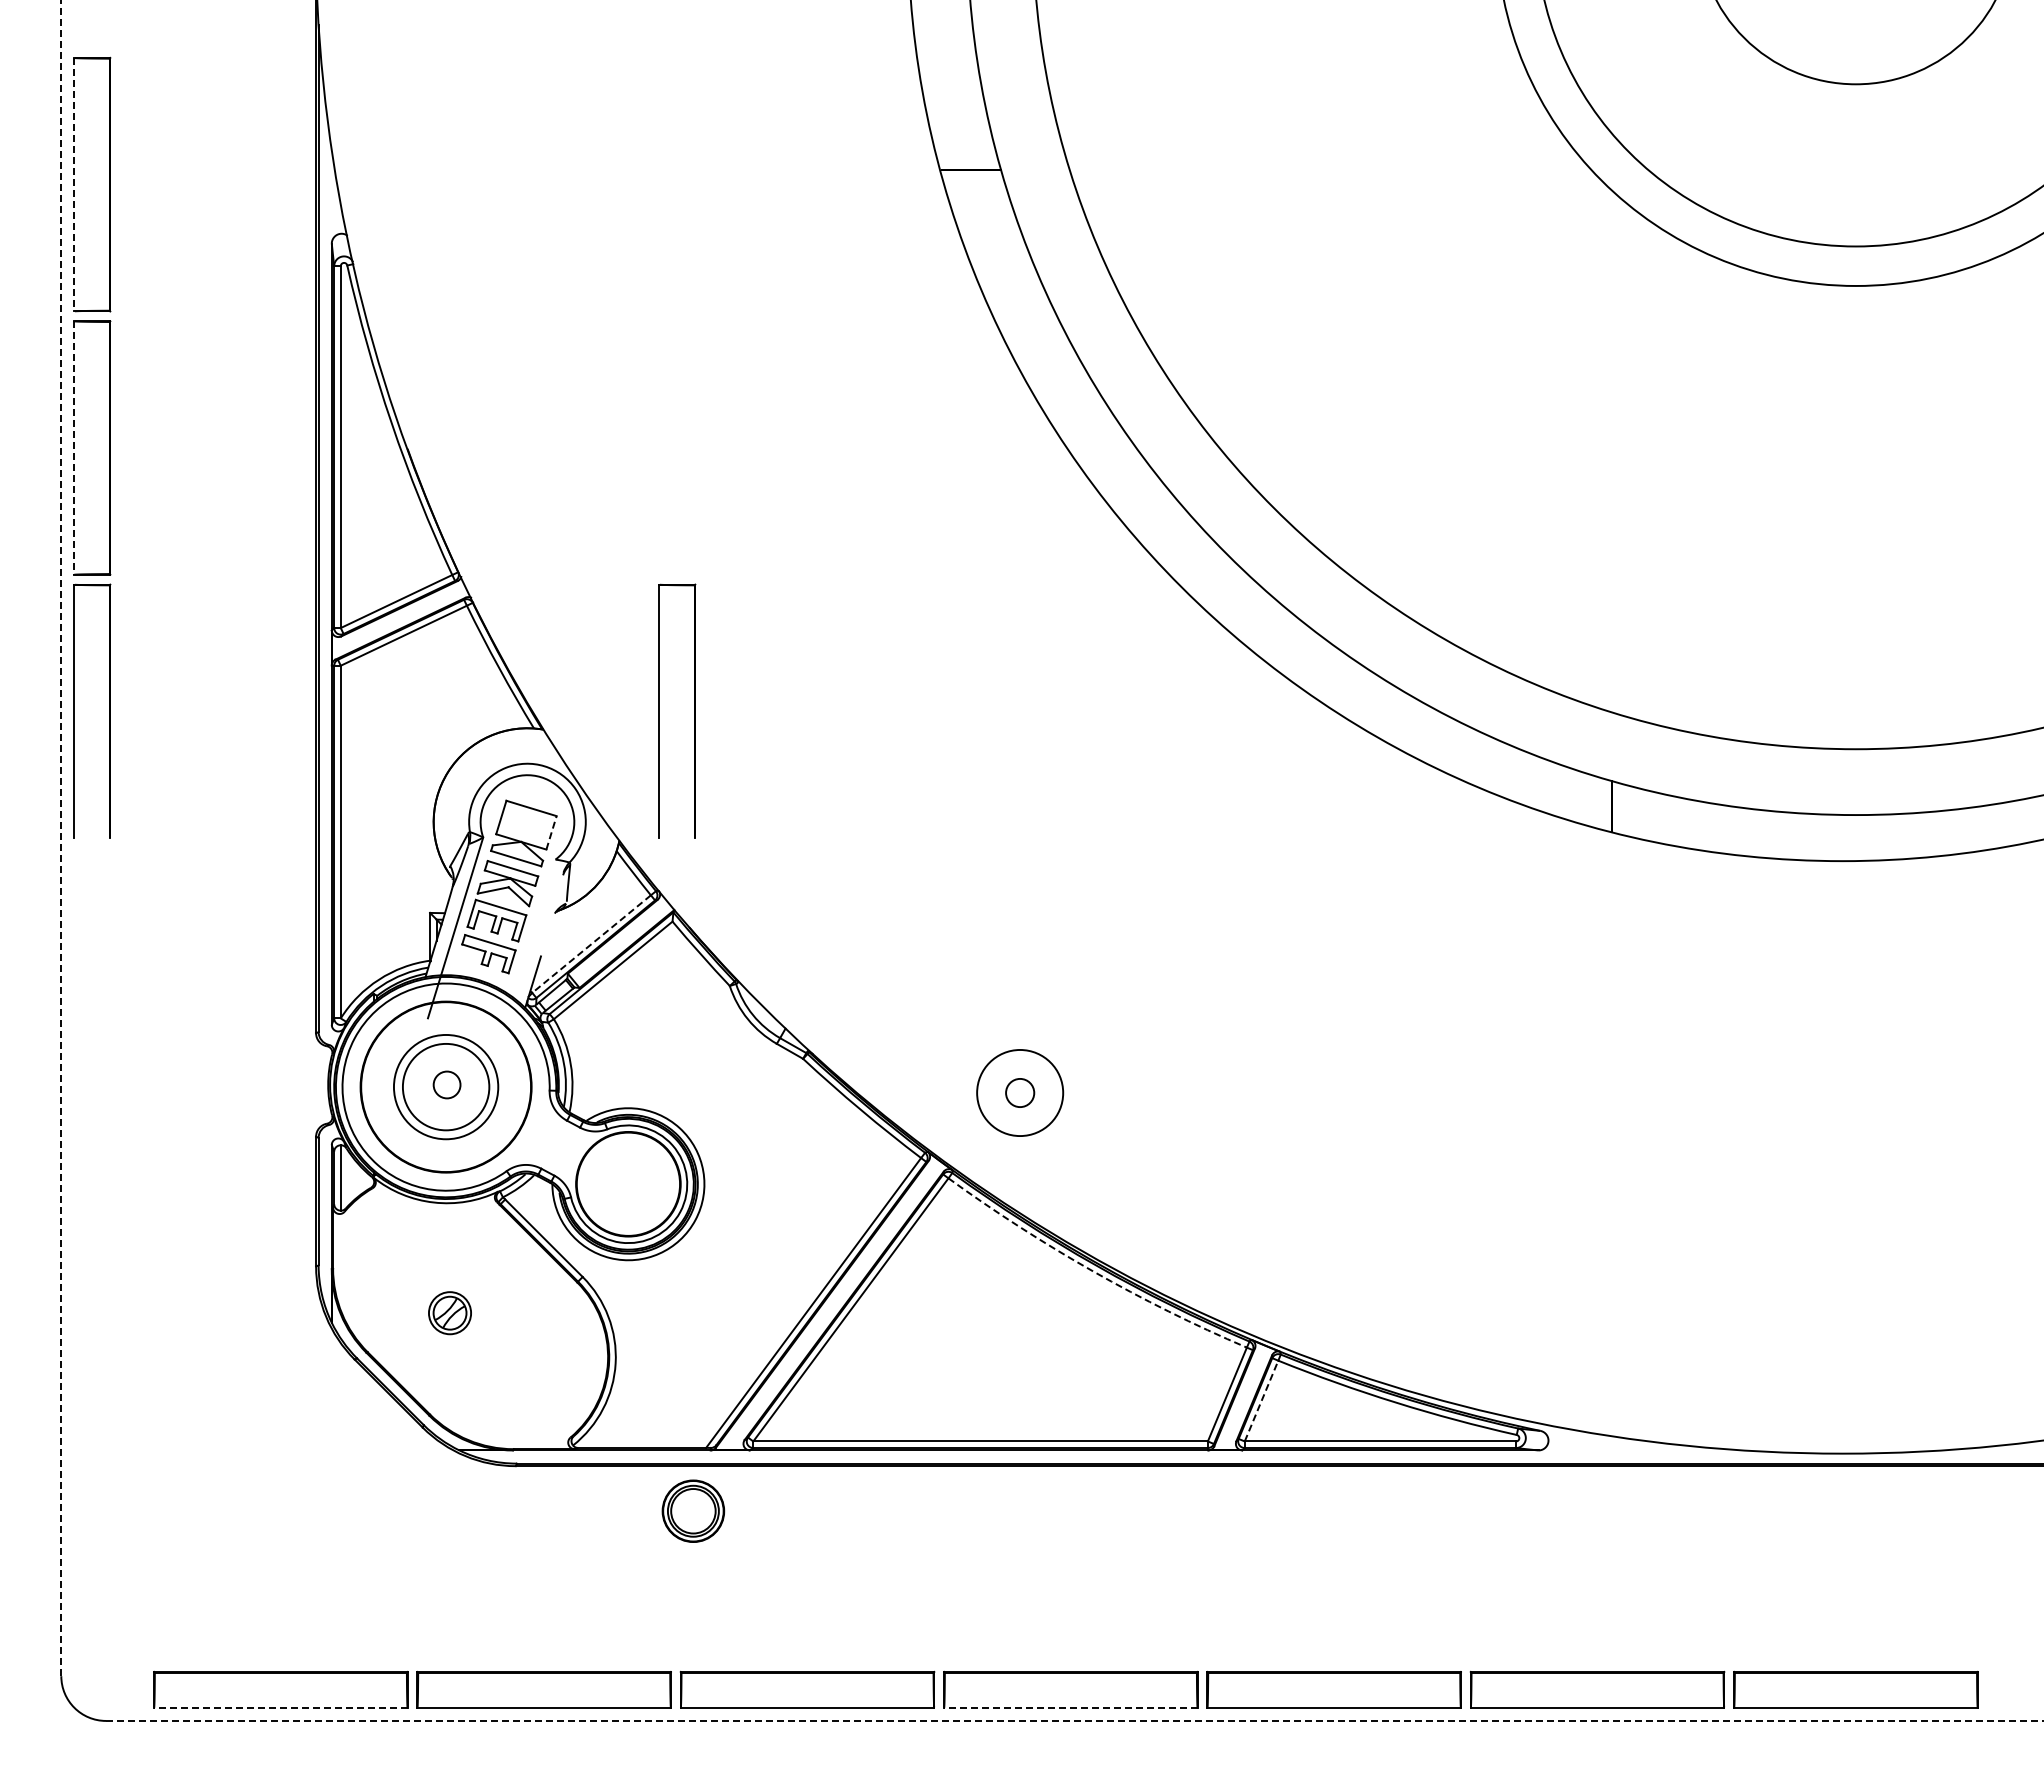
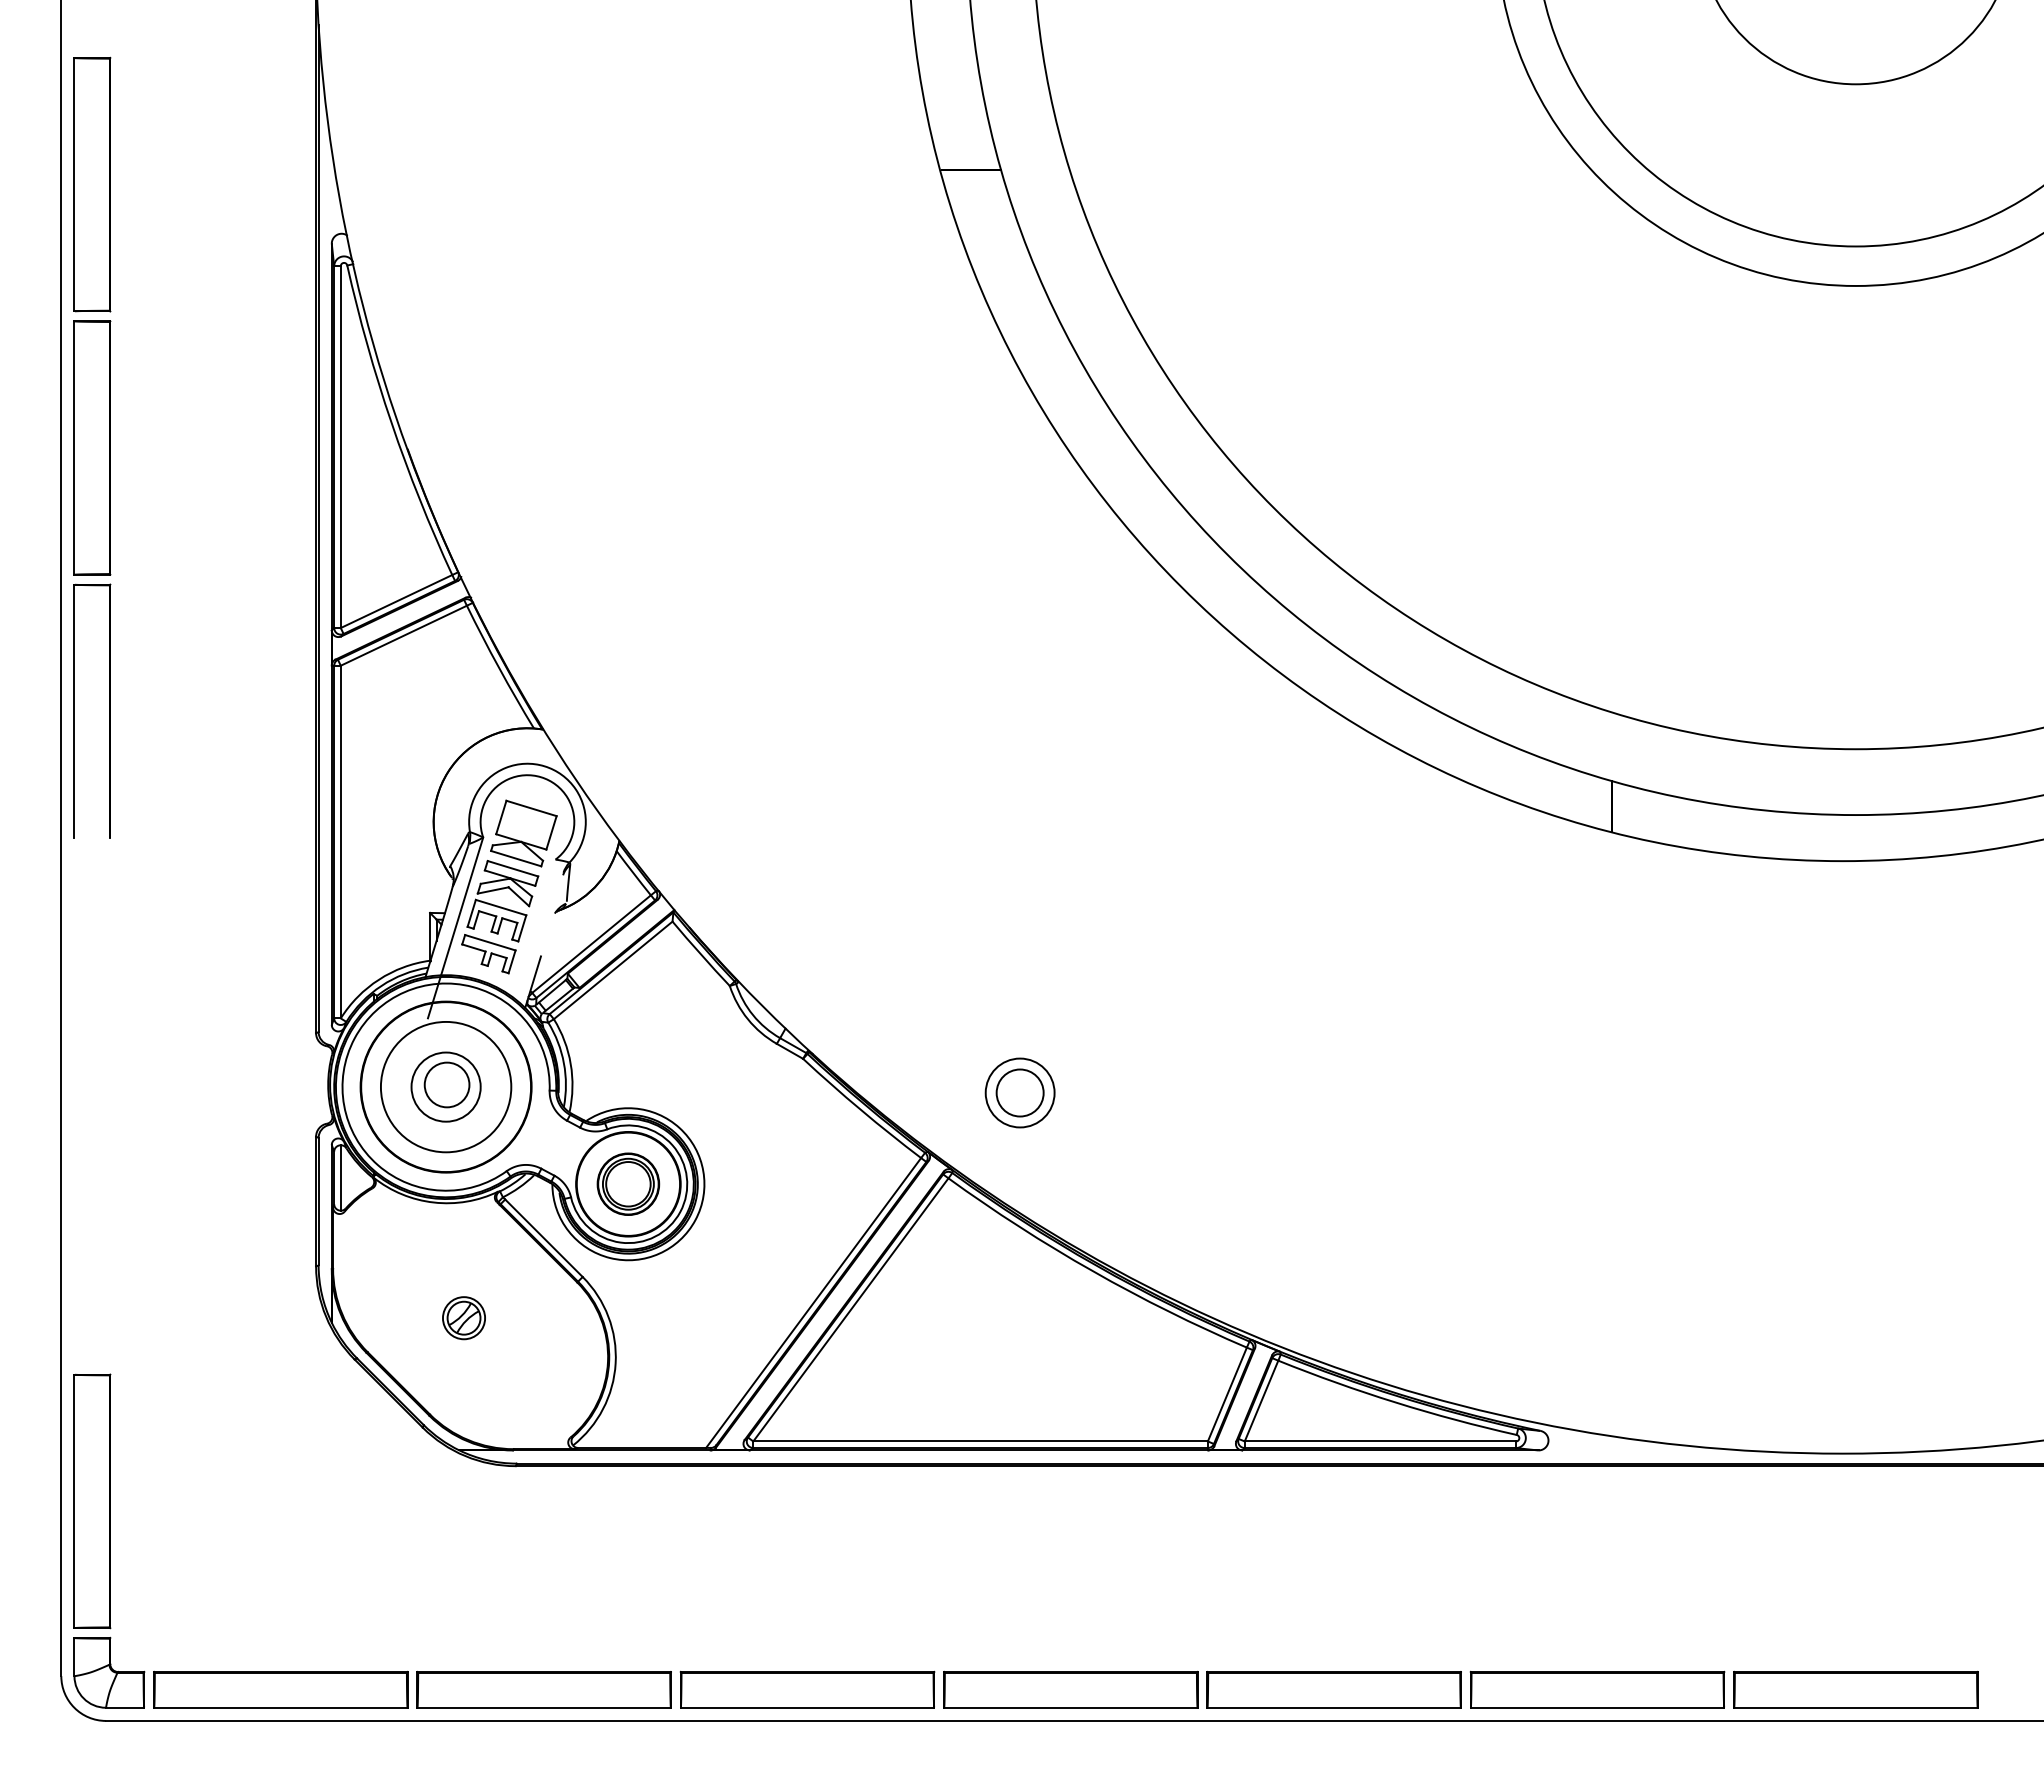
line: dashed -> solid (74, 184)
line: dashed -> solid (74, 448)
part: present -> none (694, 710)
line: dashed -> solid (551, 832)
line: dashed -> solid (61, 838)
line: dashed -> solid (591, 944)
circle diameter: 27 px -> 45 px (446, 1084)
circle diameter: 104 px -> 130 px (445, 1086)
circle diameter: 86 px -> 69 px (445, 1086)
circle diameter: 28 px -> 47 px (1019, 1092)
circle diameter: 86 px -> 69 px (1019, 1092)
arc: dashed -> solid (1092, 1271)
part position: (449, 1313) -> (463, 1318) (463, 1318)
line: dashed -> solid (1261, 1401)
part position: (693, 1510) -> (628, 1183) (628, 1183)
part: none -> present (109, 1540)
line: dashed -> solid (280, 1707)
line: dashed -> solid (1070, 1707)
line: dashed -> solid (1075, 1720)
